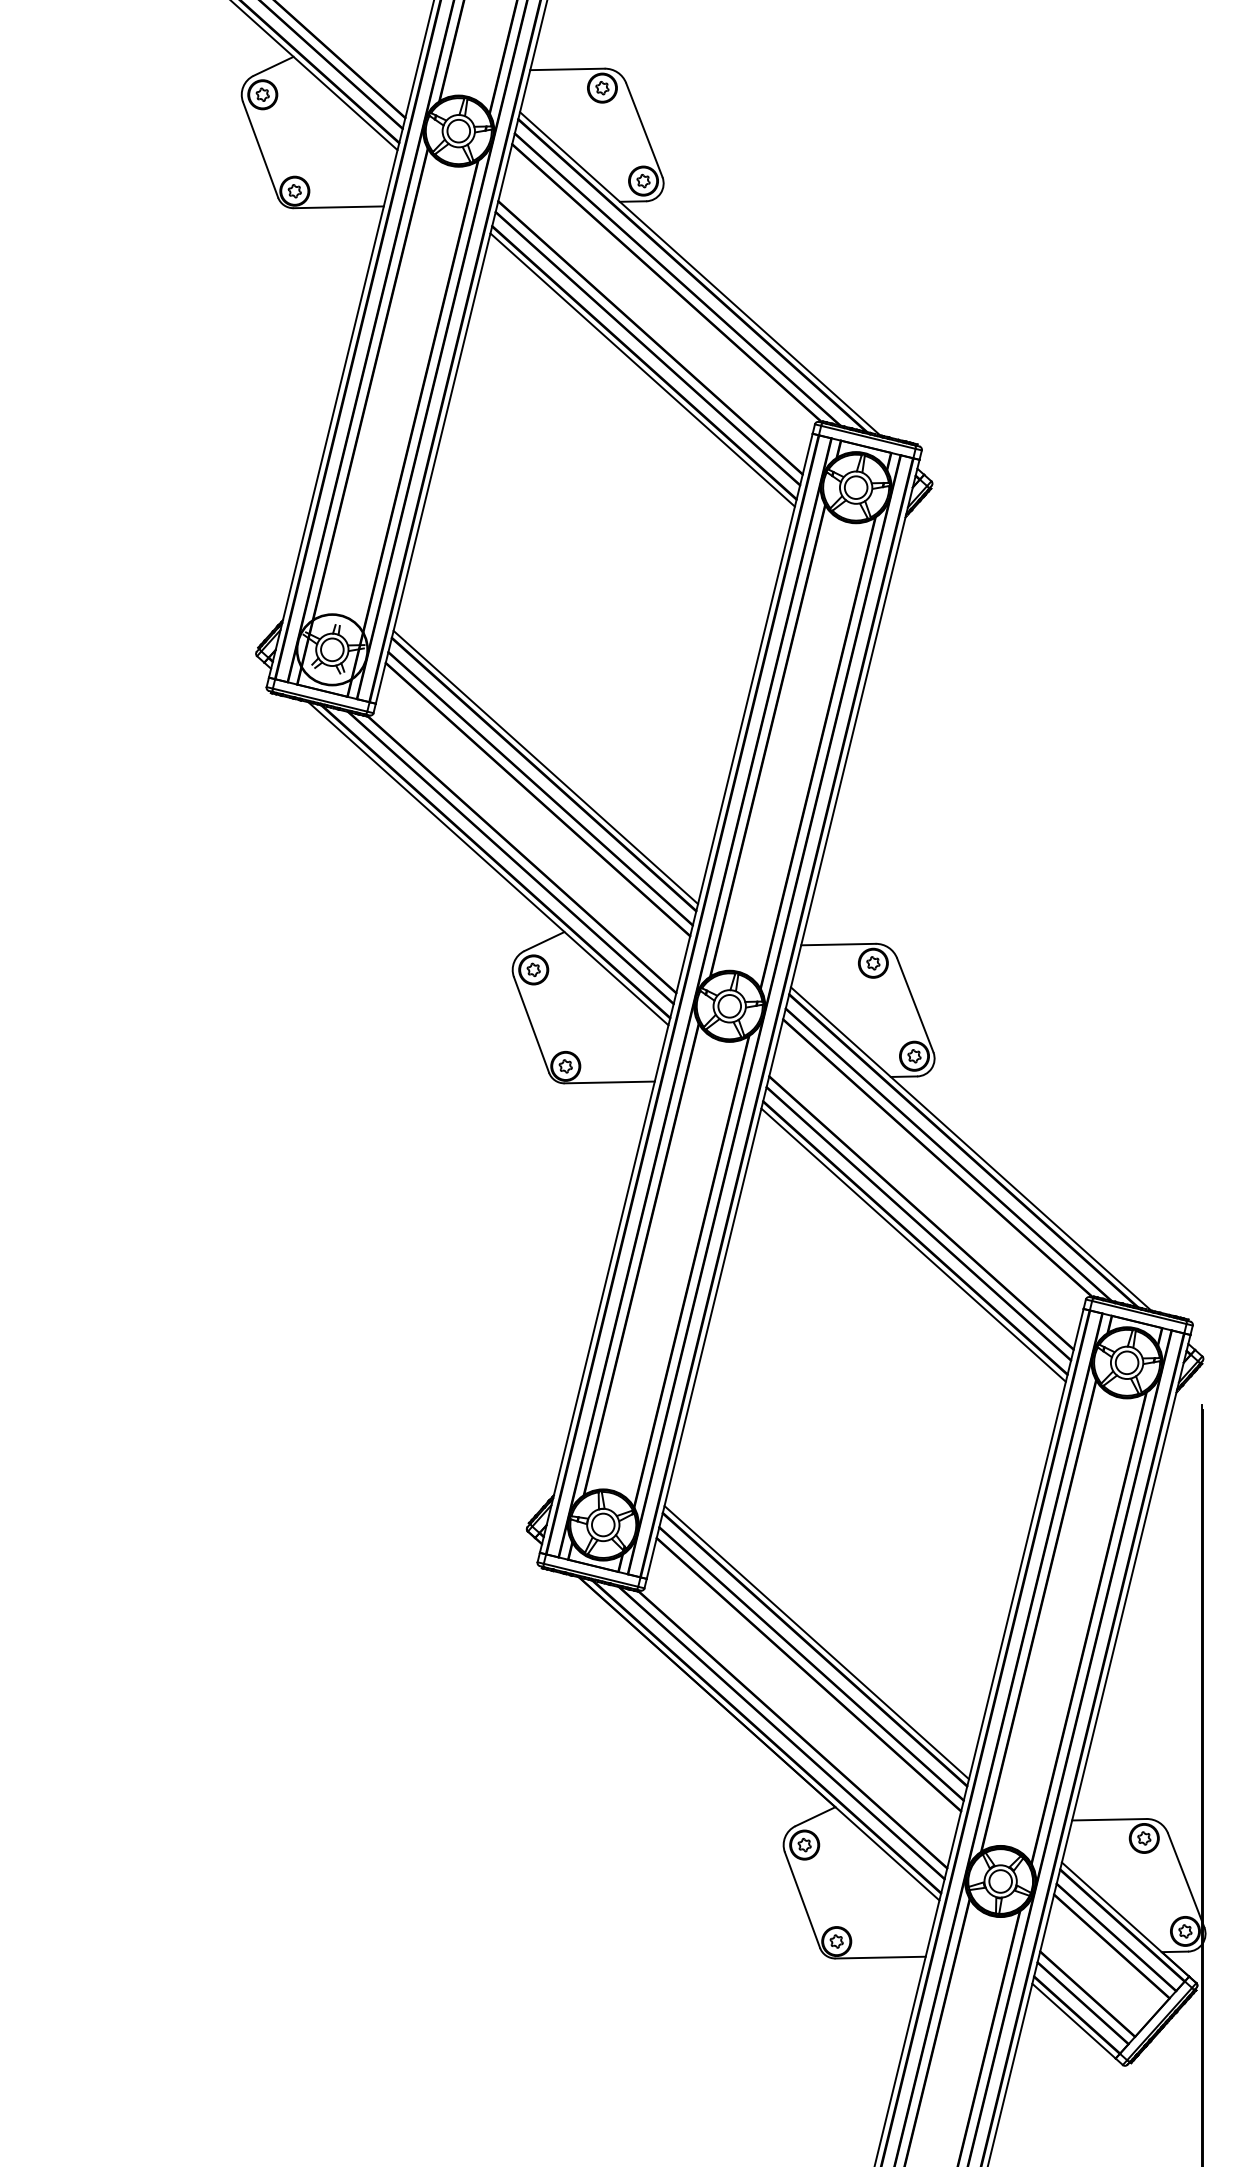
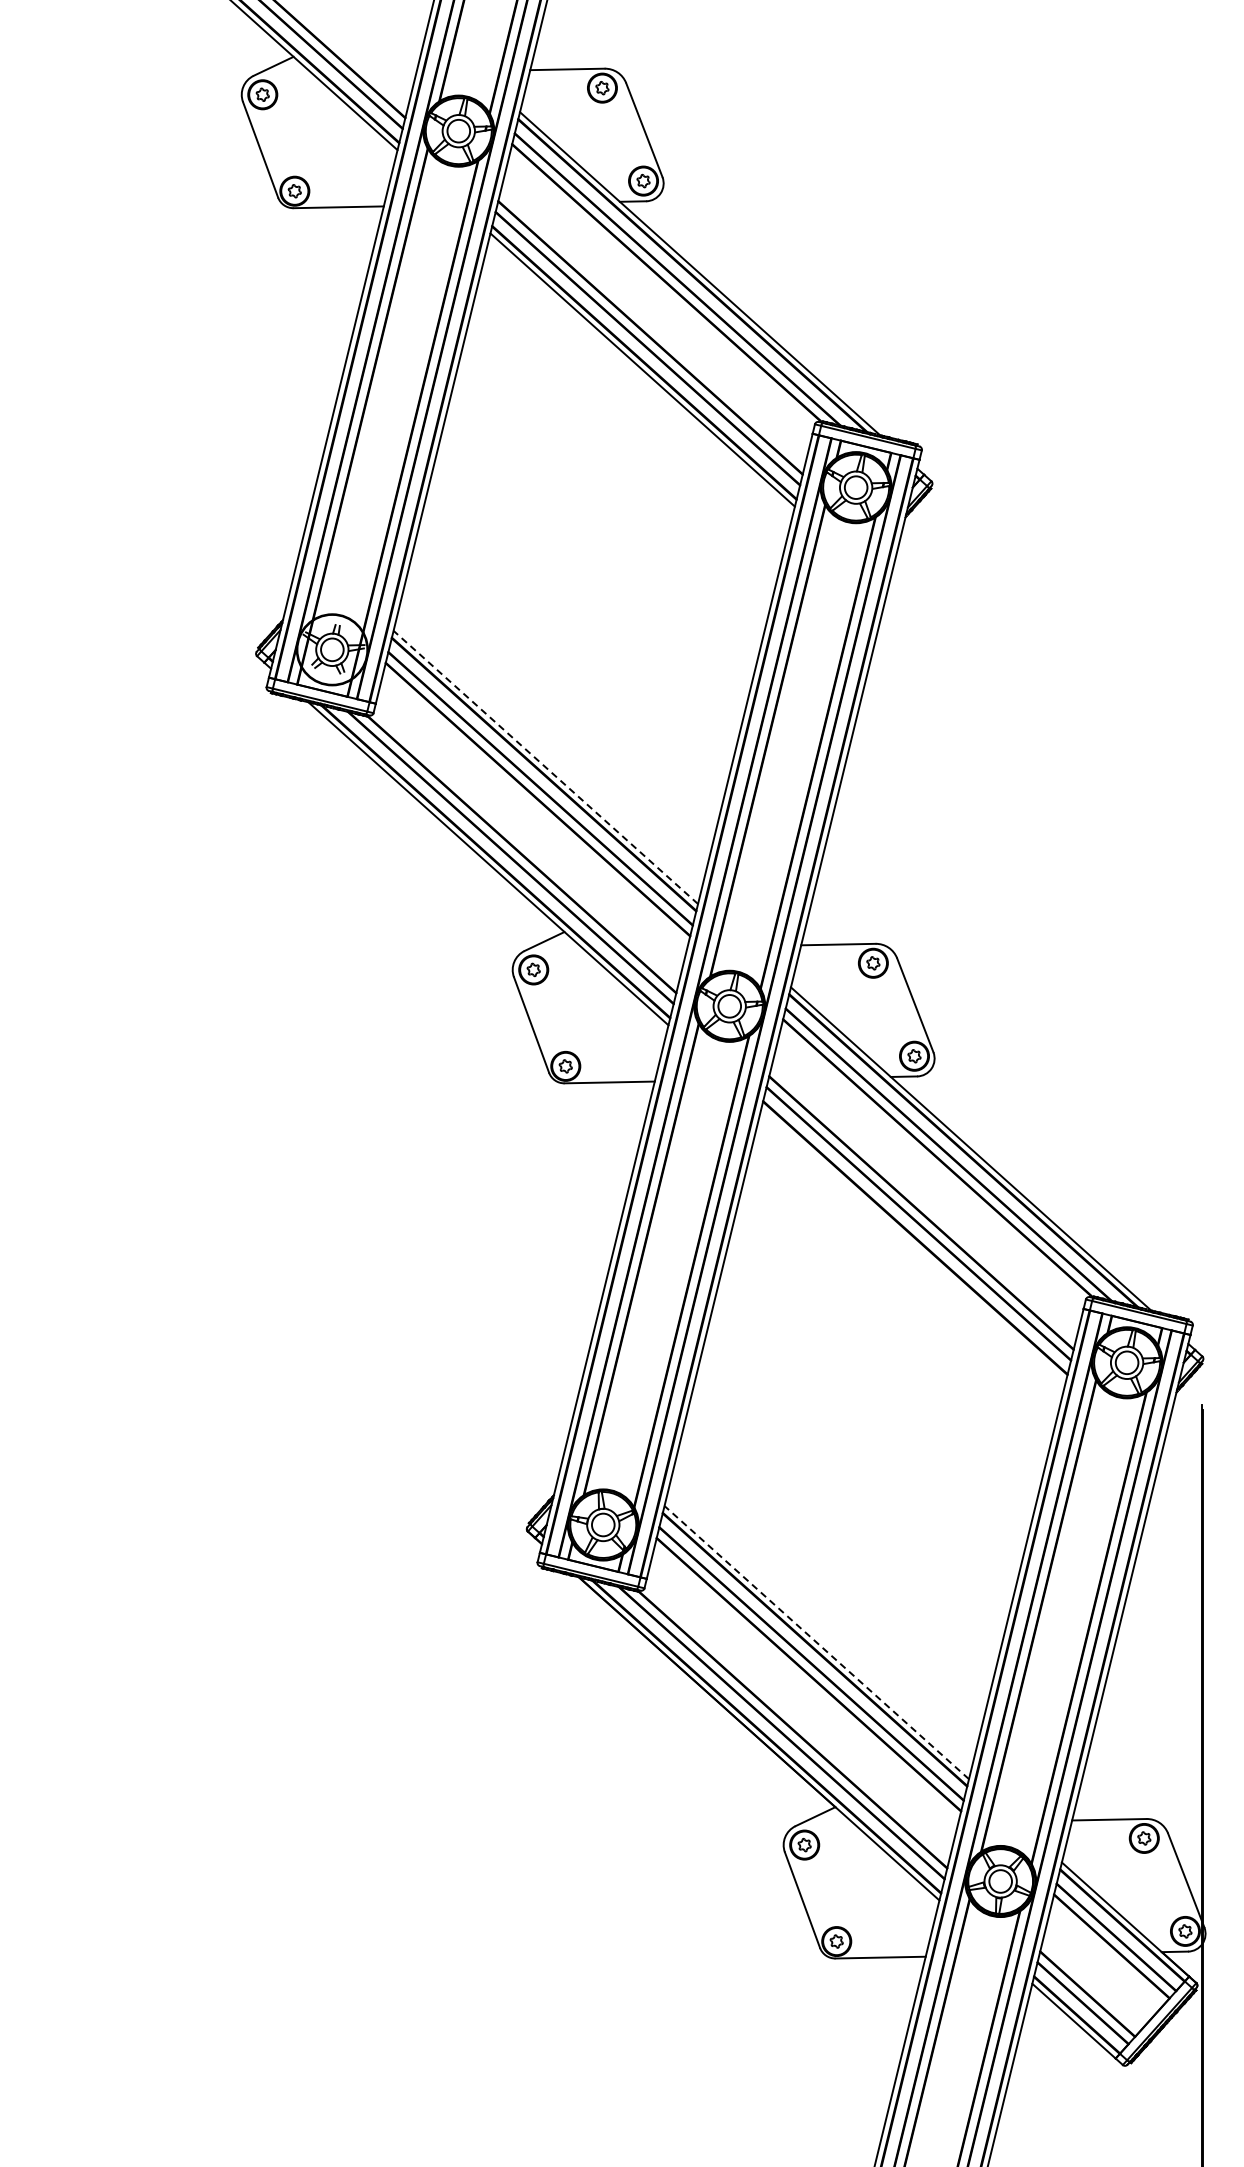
line: solid -> dashed (545, 767)
line: present -> none (913, 1244)
line: solid -> dashed (816, 1642)
